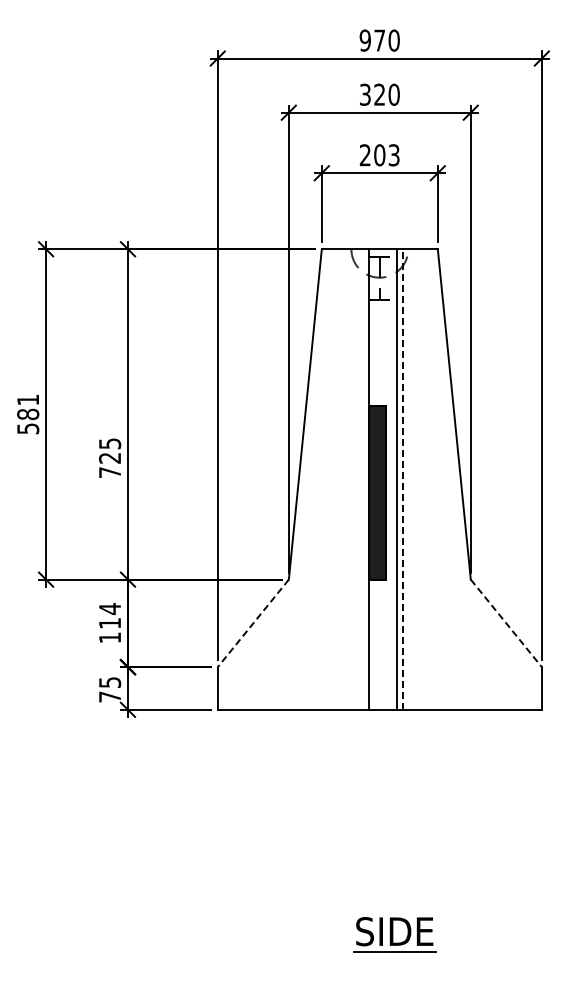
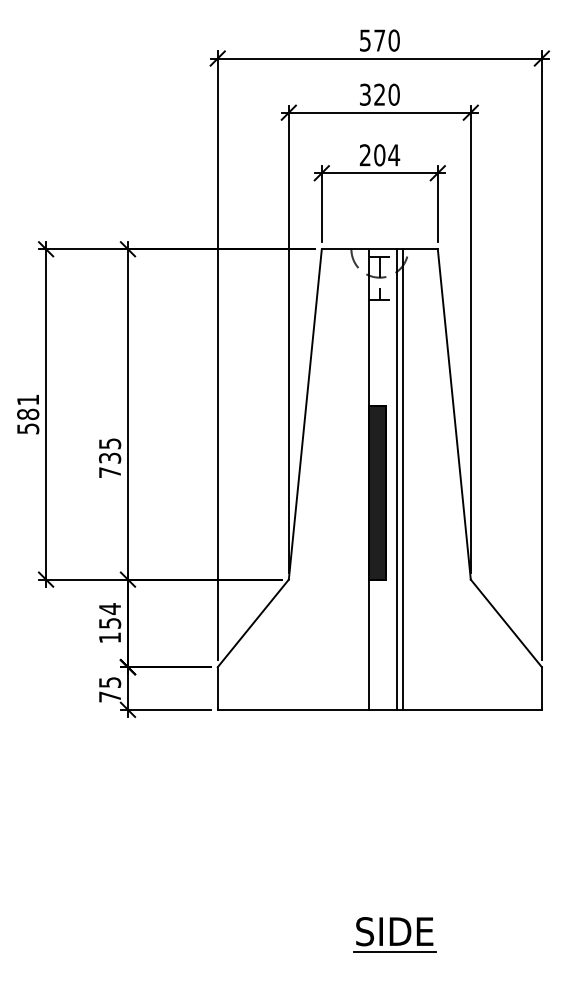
text: 970 -> 570 (364, 40)
text: 203 -> 204 (394, 155)
text: 725 -> 735 (110, 457)
line: dashed -> solid (402, 479)
text: 114 -> 154 (110, 623)
line: dashed -> solid (252, 623)
line: dashed -> solid (506, 623)
